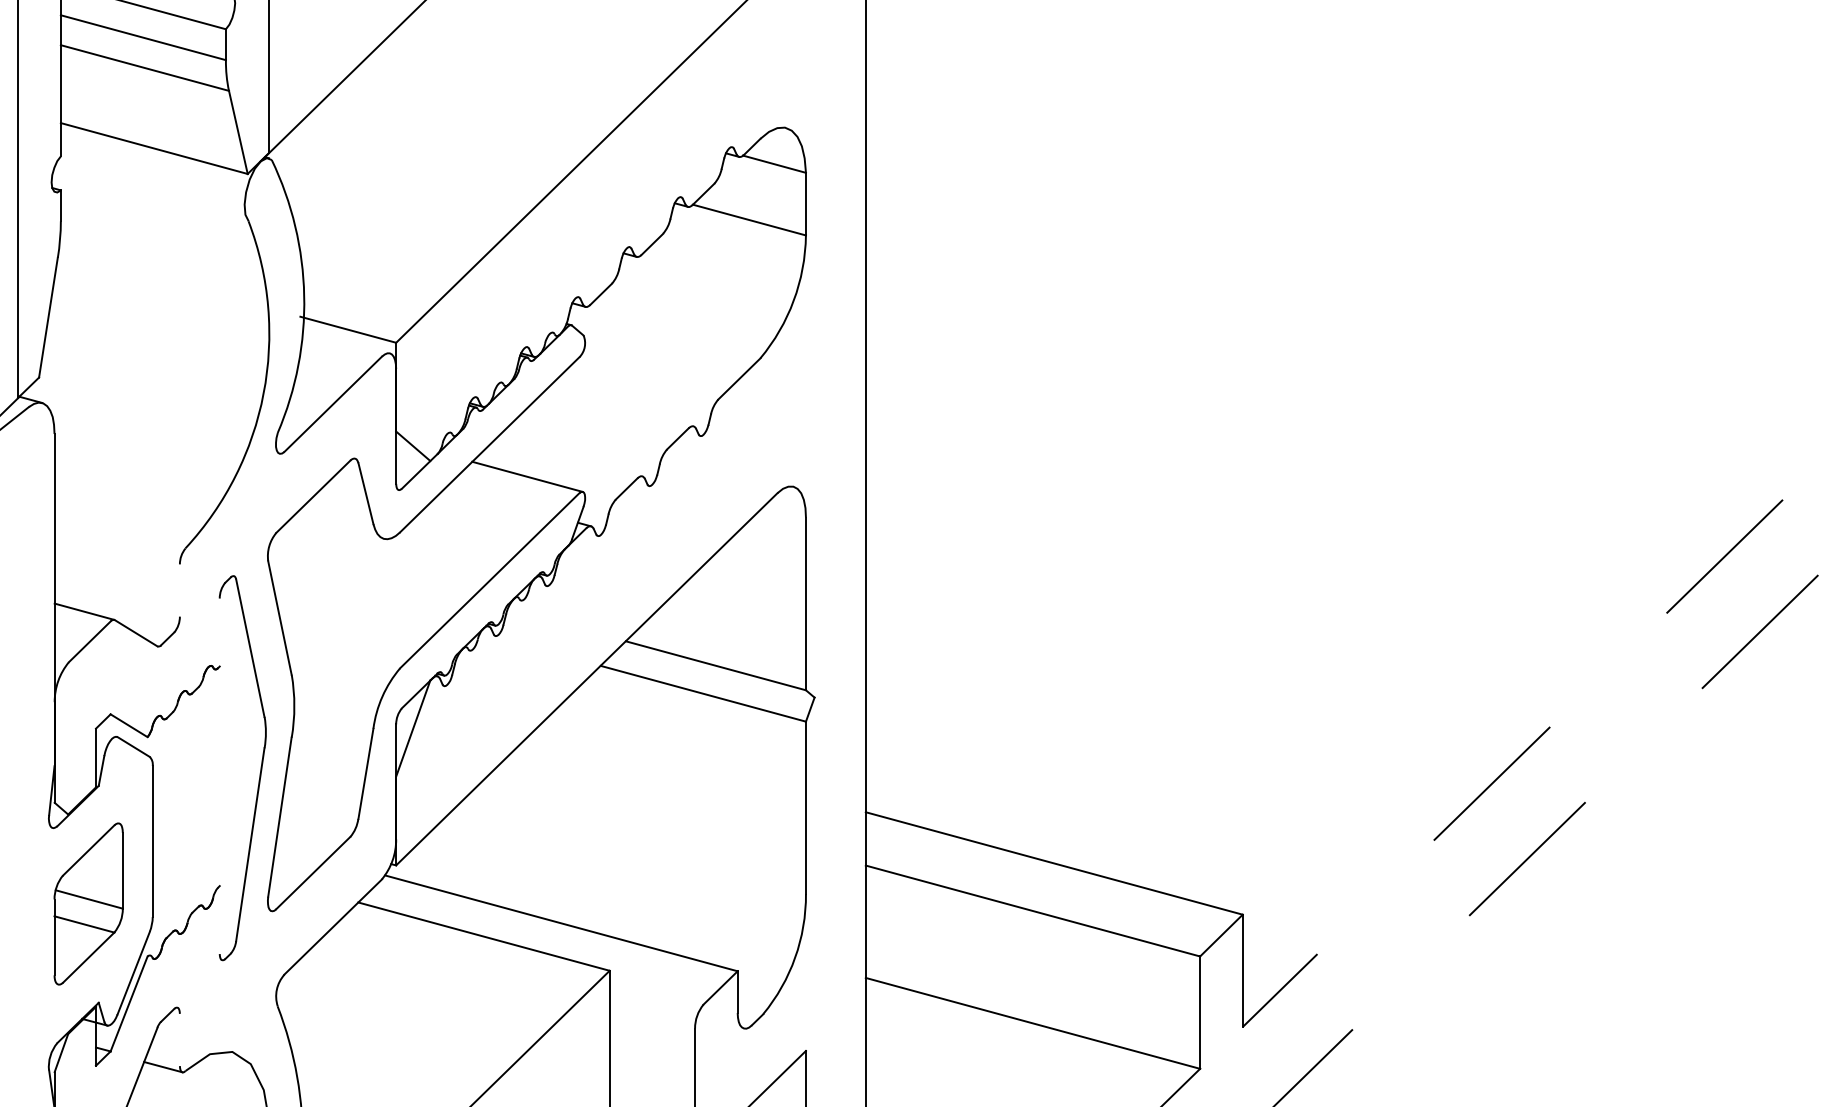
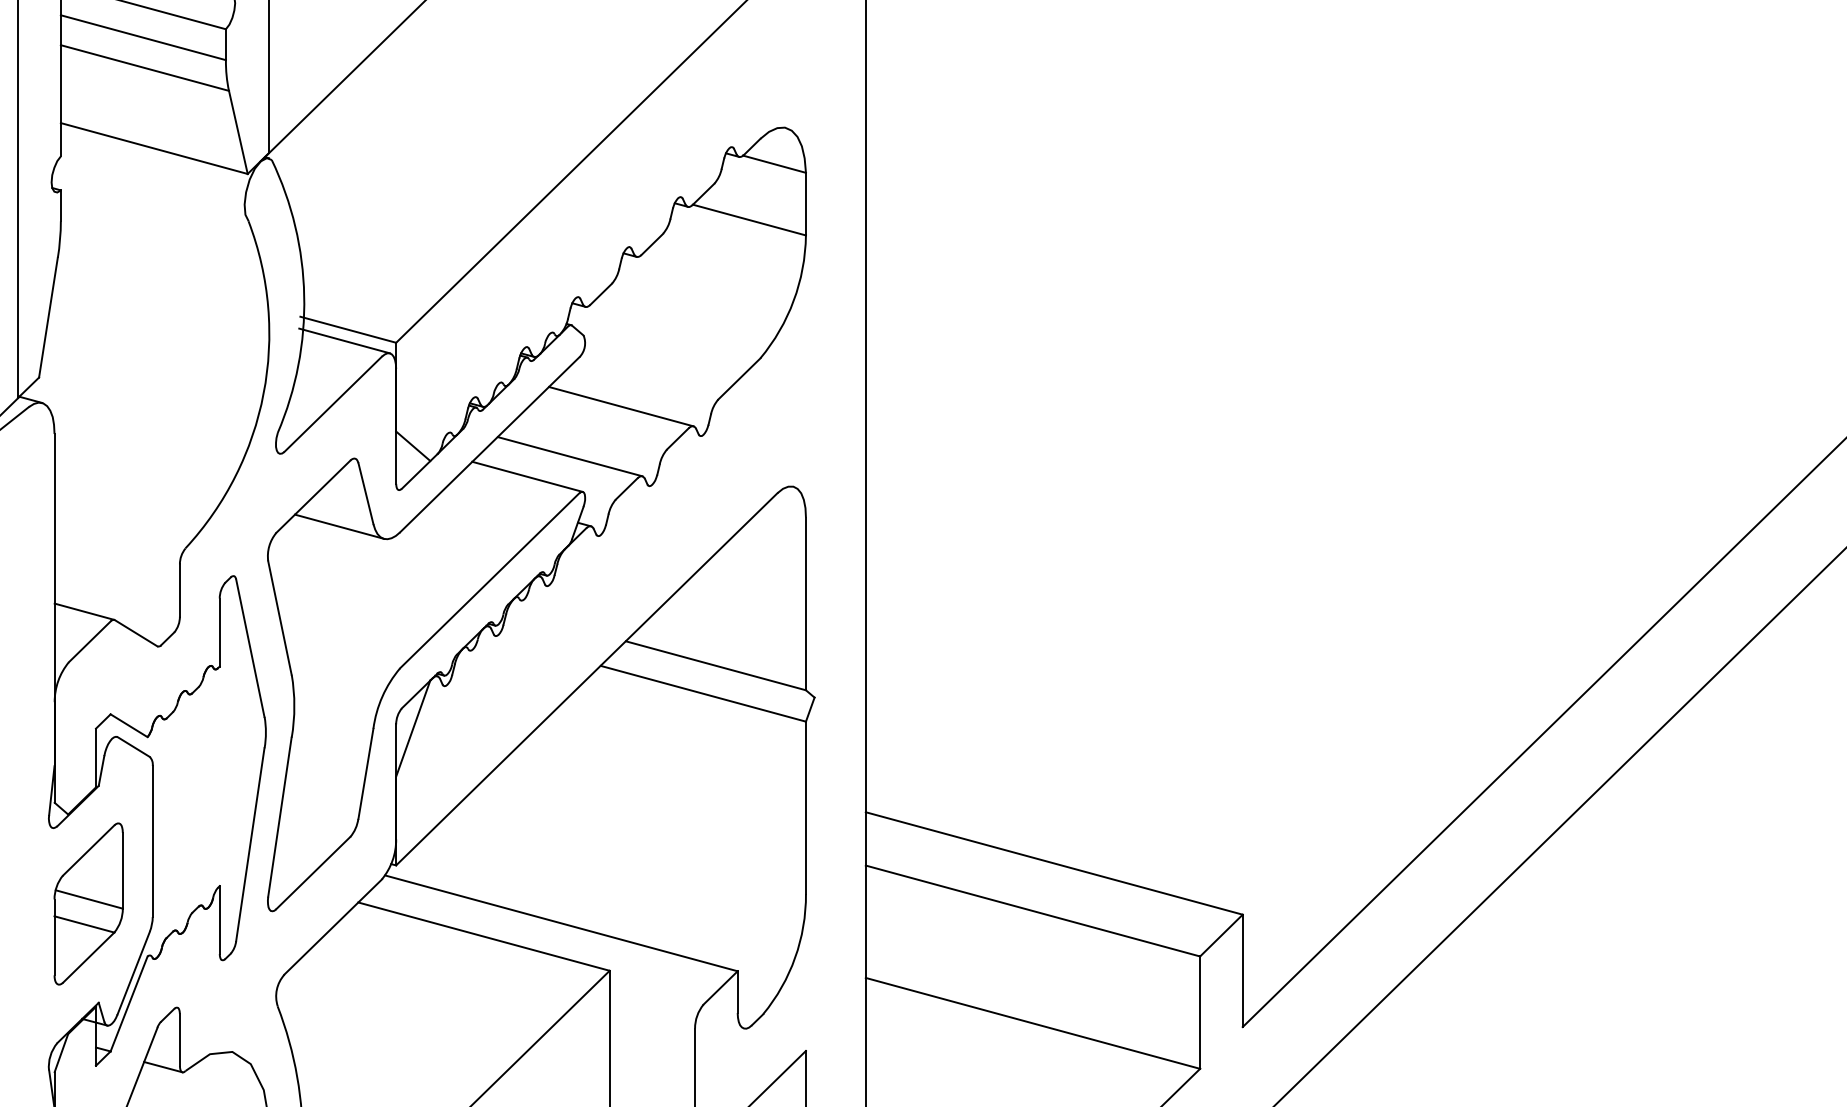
line: none -> present (344, 340)
line: none -> present (621, 406)
line: none -> present (569, 456)
line: none -> present (339, 526)
line: none -> present (179, 590)
line: none -> present (219, 632)
line: dashed -> solid (1544, 732)
line: dashed -> solid (1559, 827)
line: none -> present (219, 920)
line: none -> present (179, 1039)
